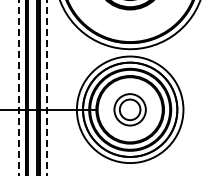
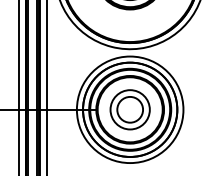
line: dashed -> solid (19, 88)
line: dashed -> solid (47, 88)
part size: 34x34 px -> 42x42 px (129, 109)
